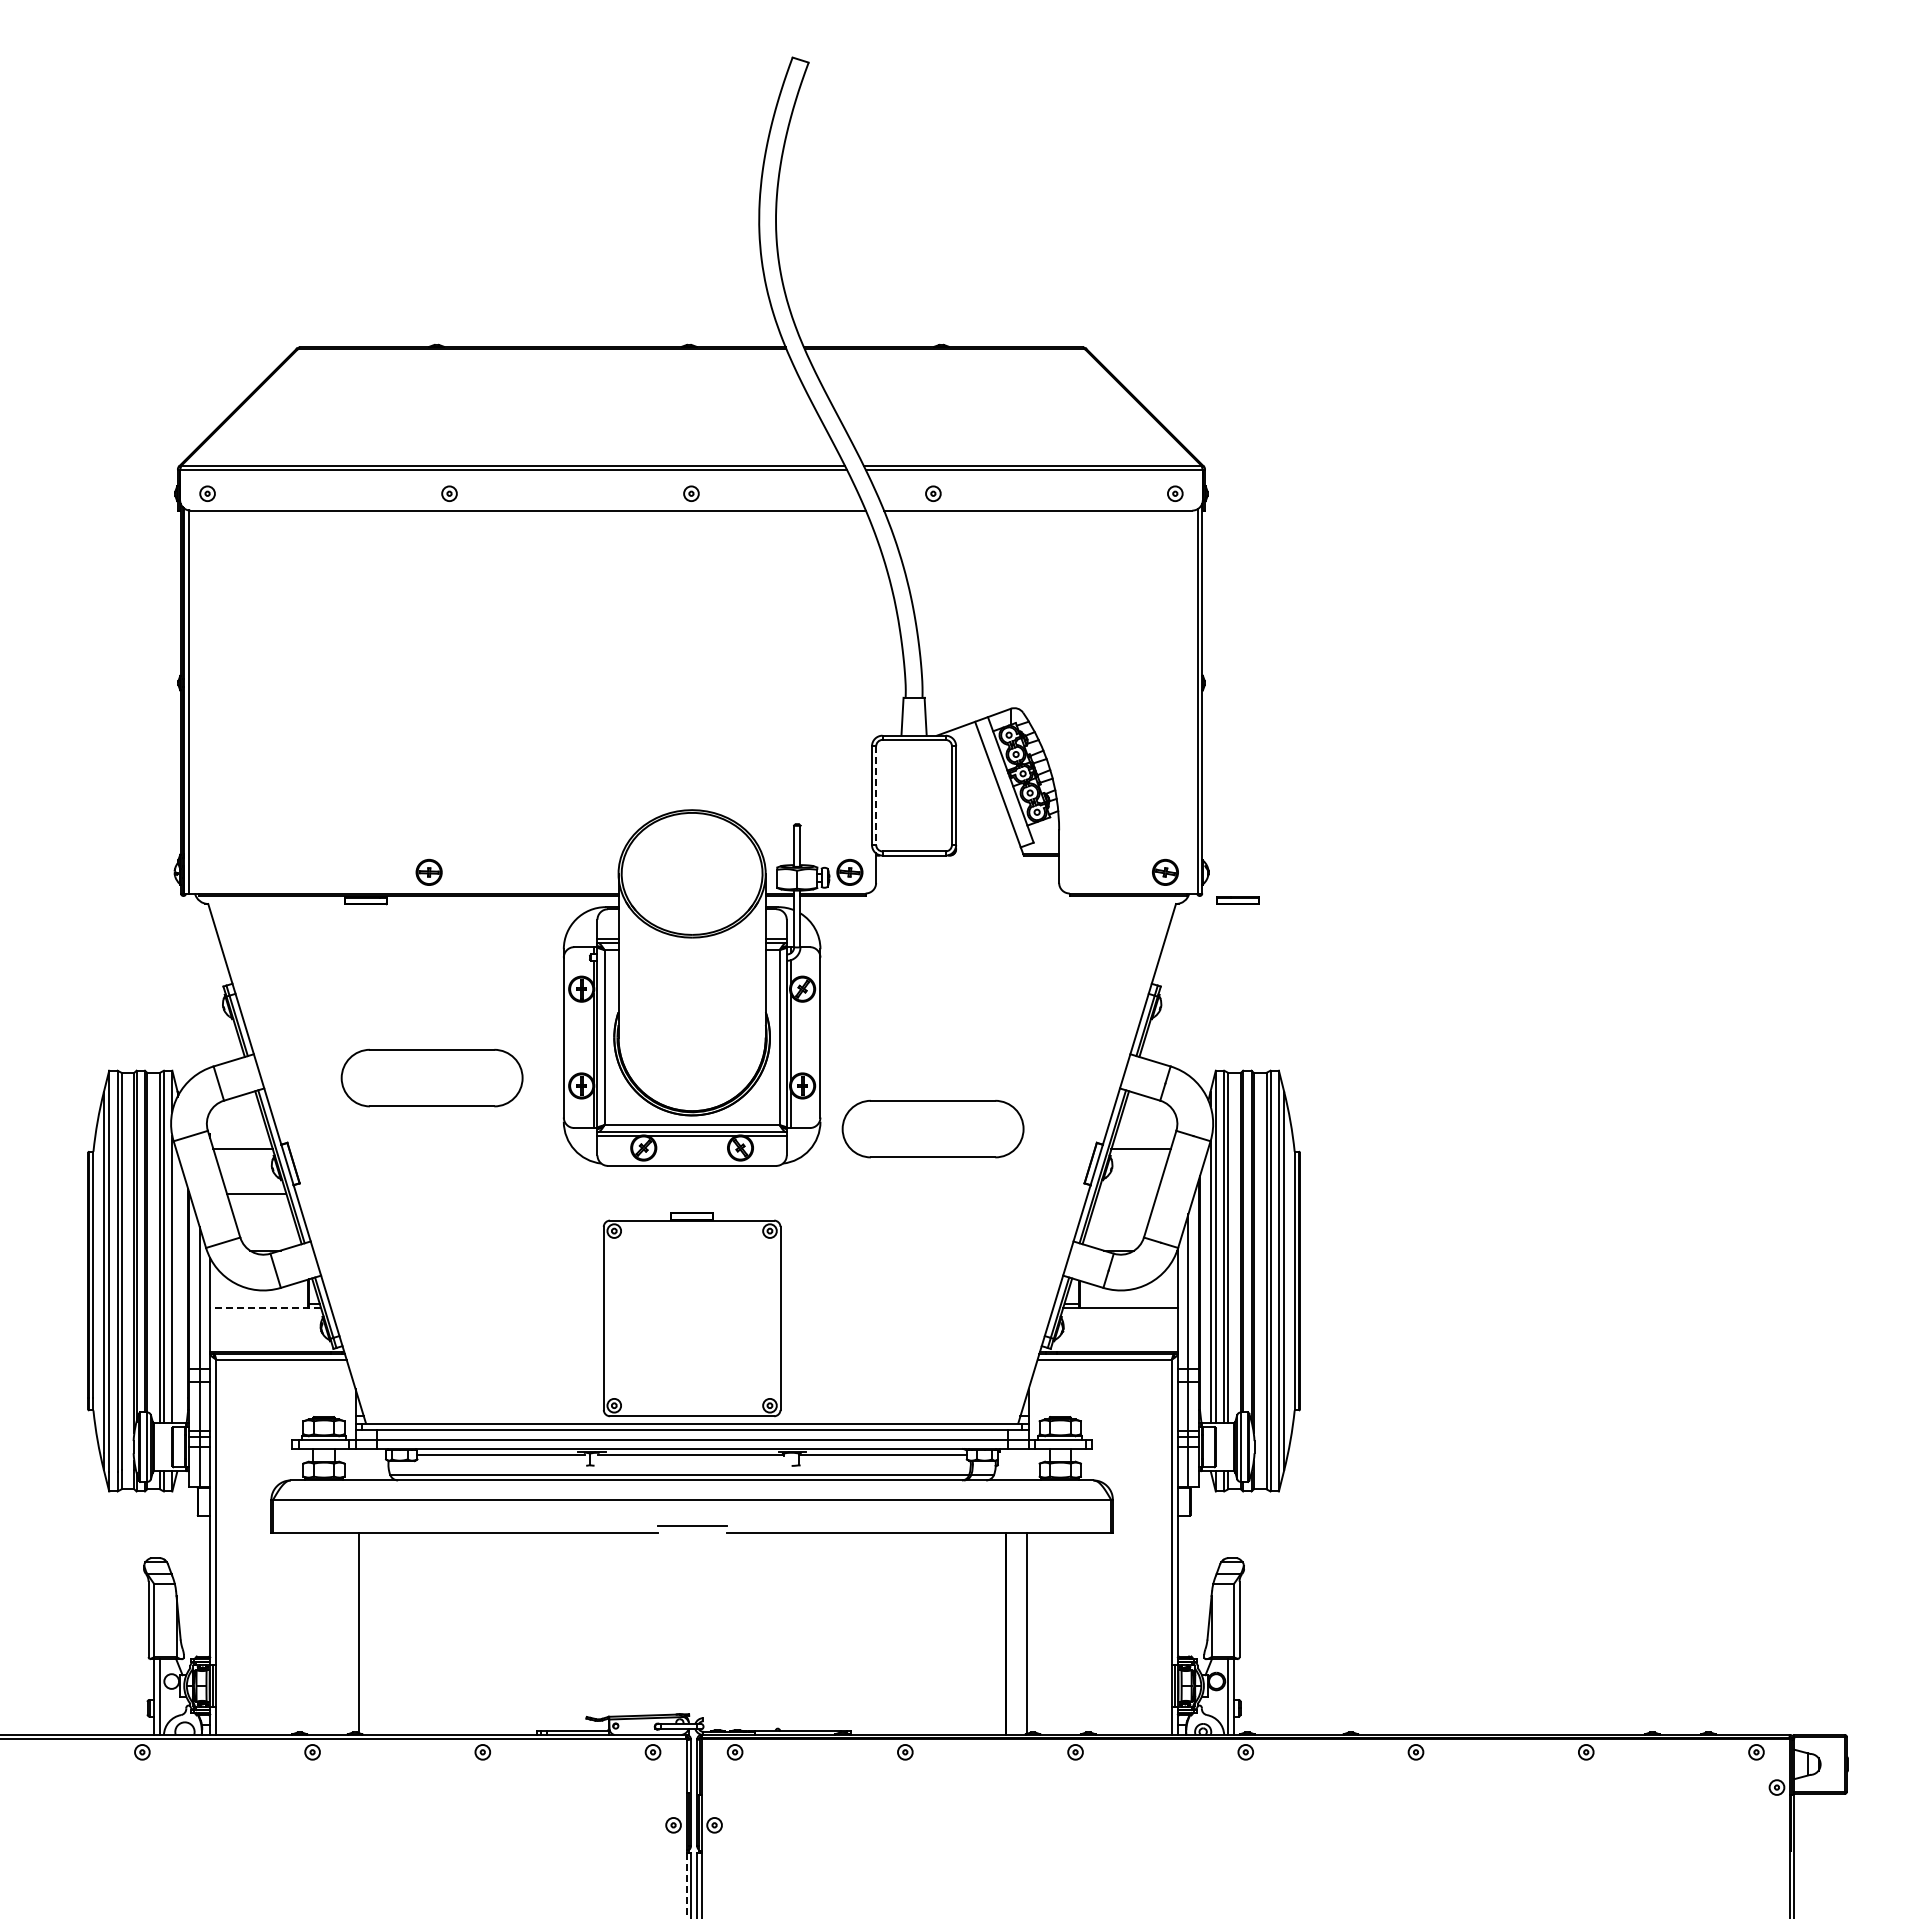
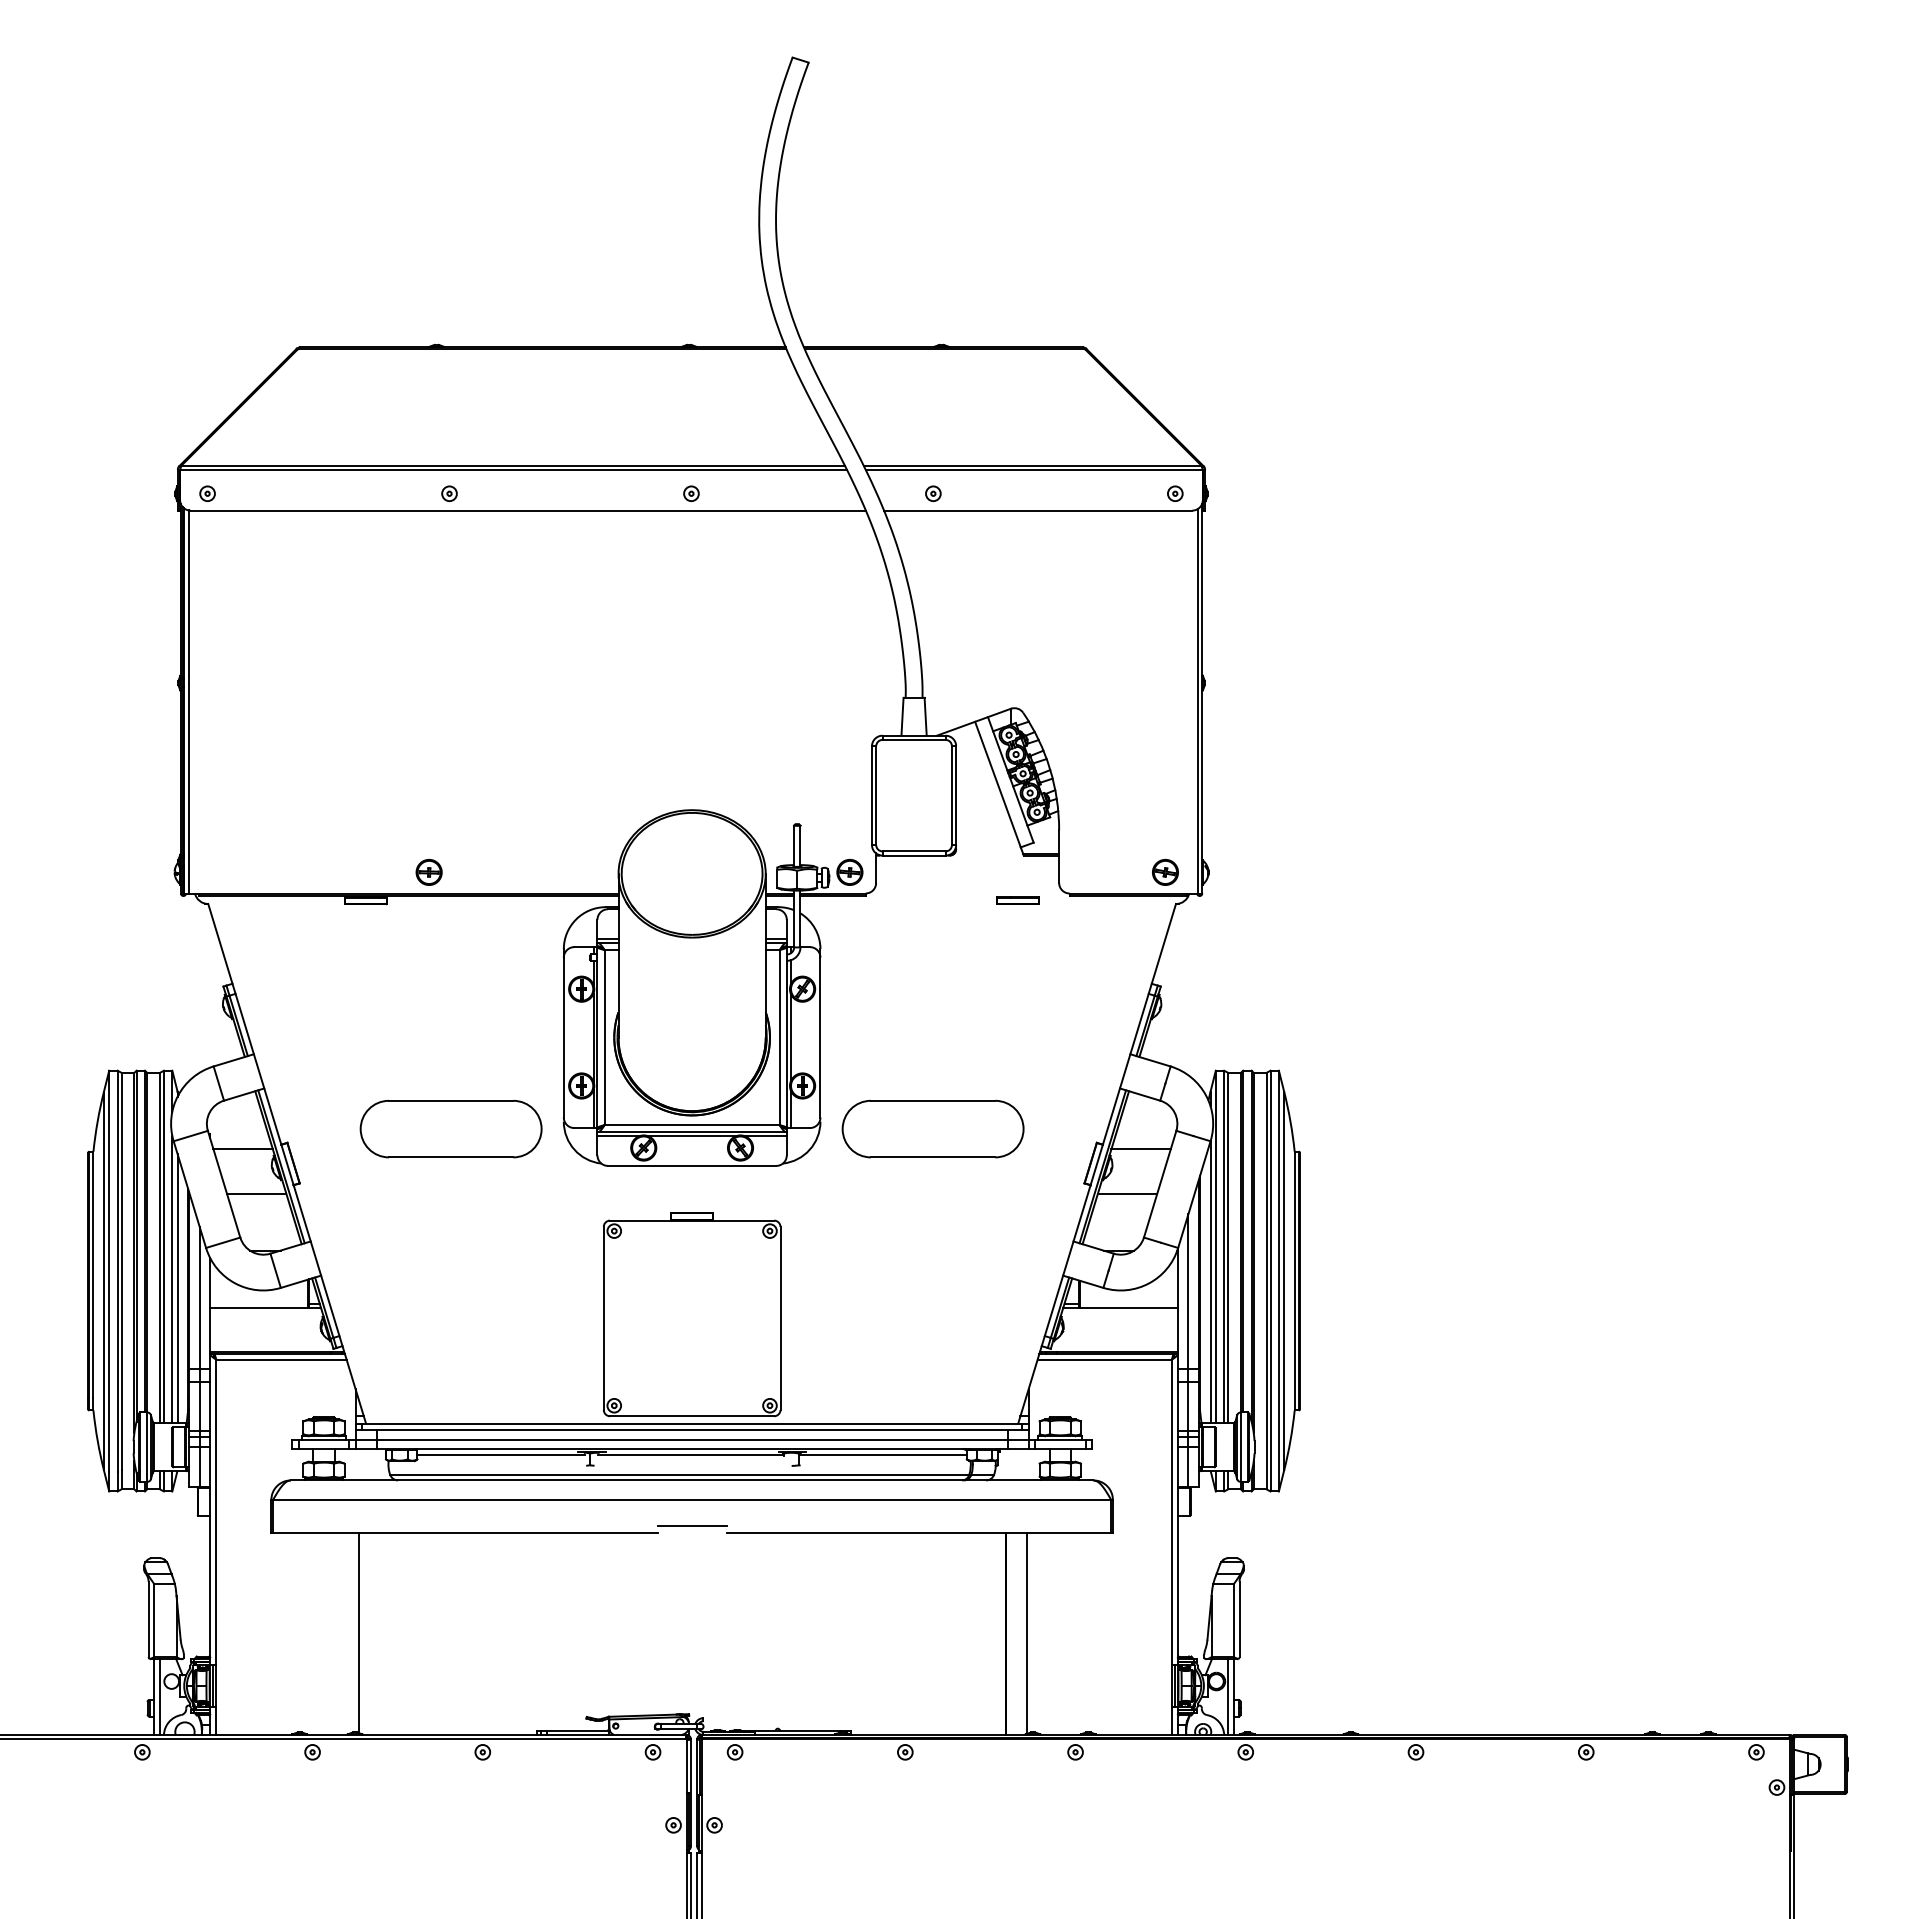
line: dashed -> solid (876, 796)
part position: (1237, 900) -> (1017, 900) (1017, 900)
part position: (431, 1077) -> (450, 1128) (450, 1128)
line: none -> present (1127, 1194)
line: none -> present (177, 1288)
line: dashed -> solid (265, 1307)
line: dashed -> solid (686, 1885)
